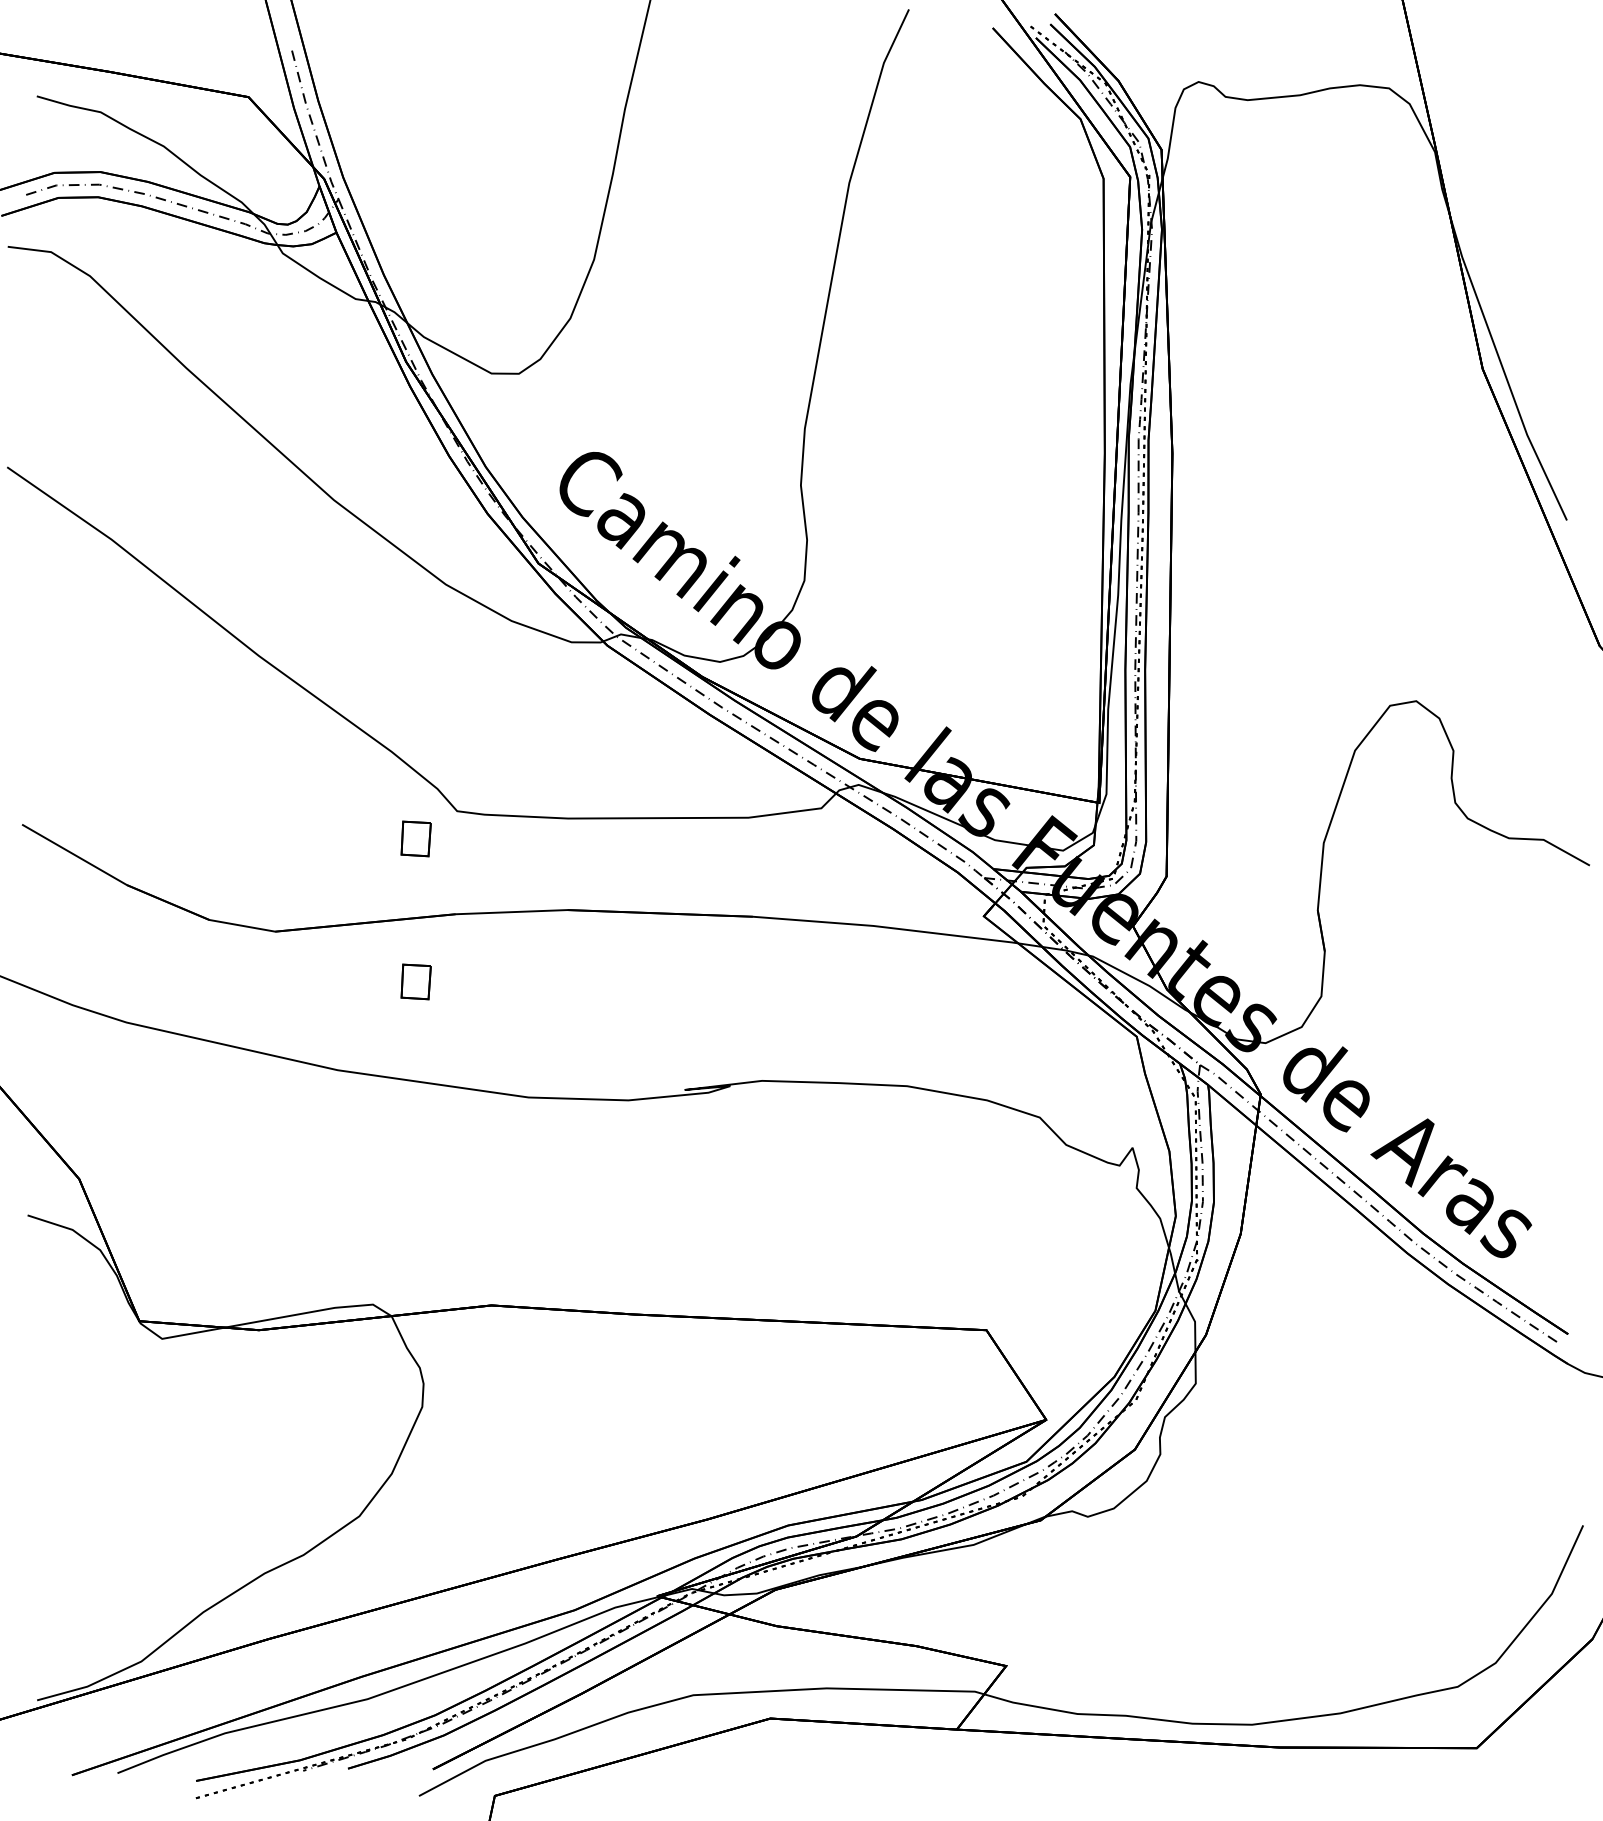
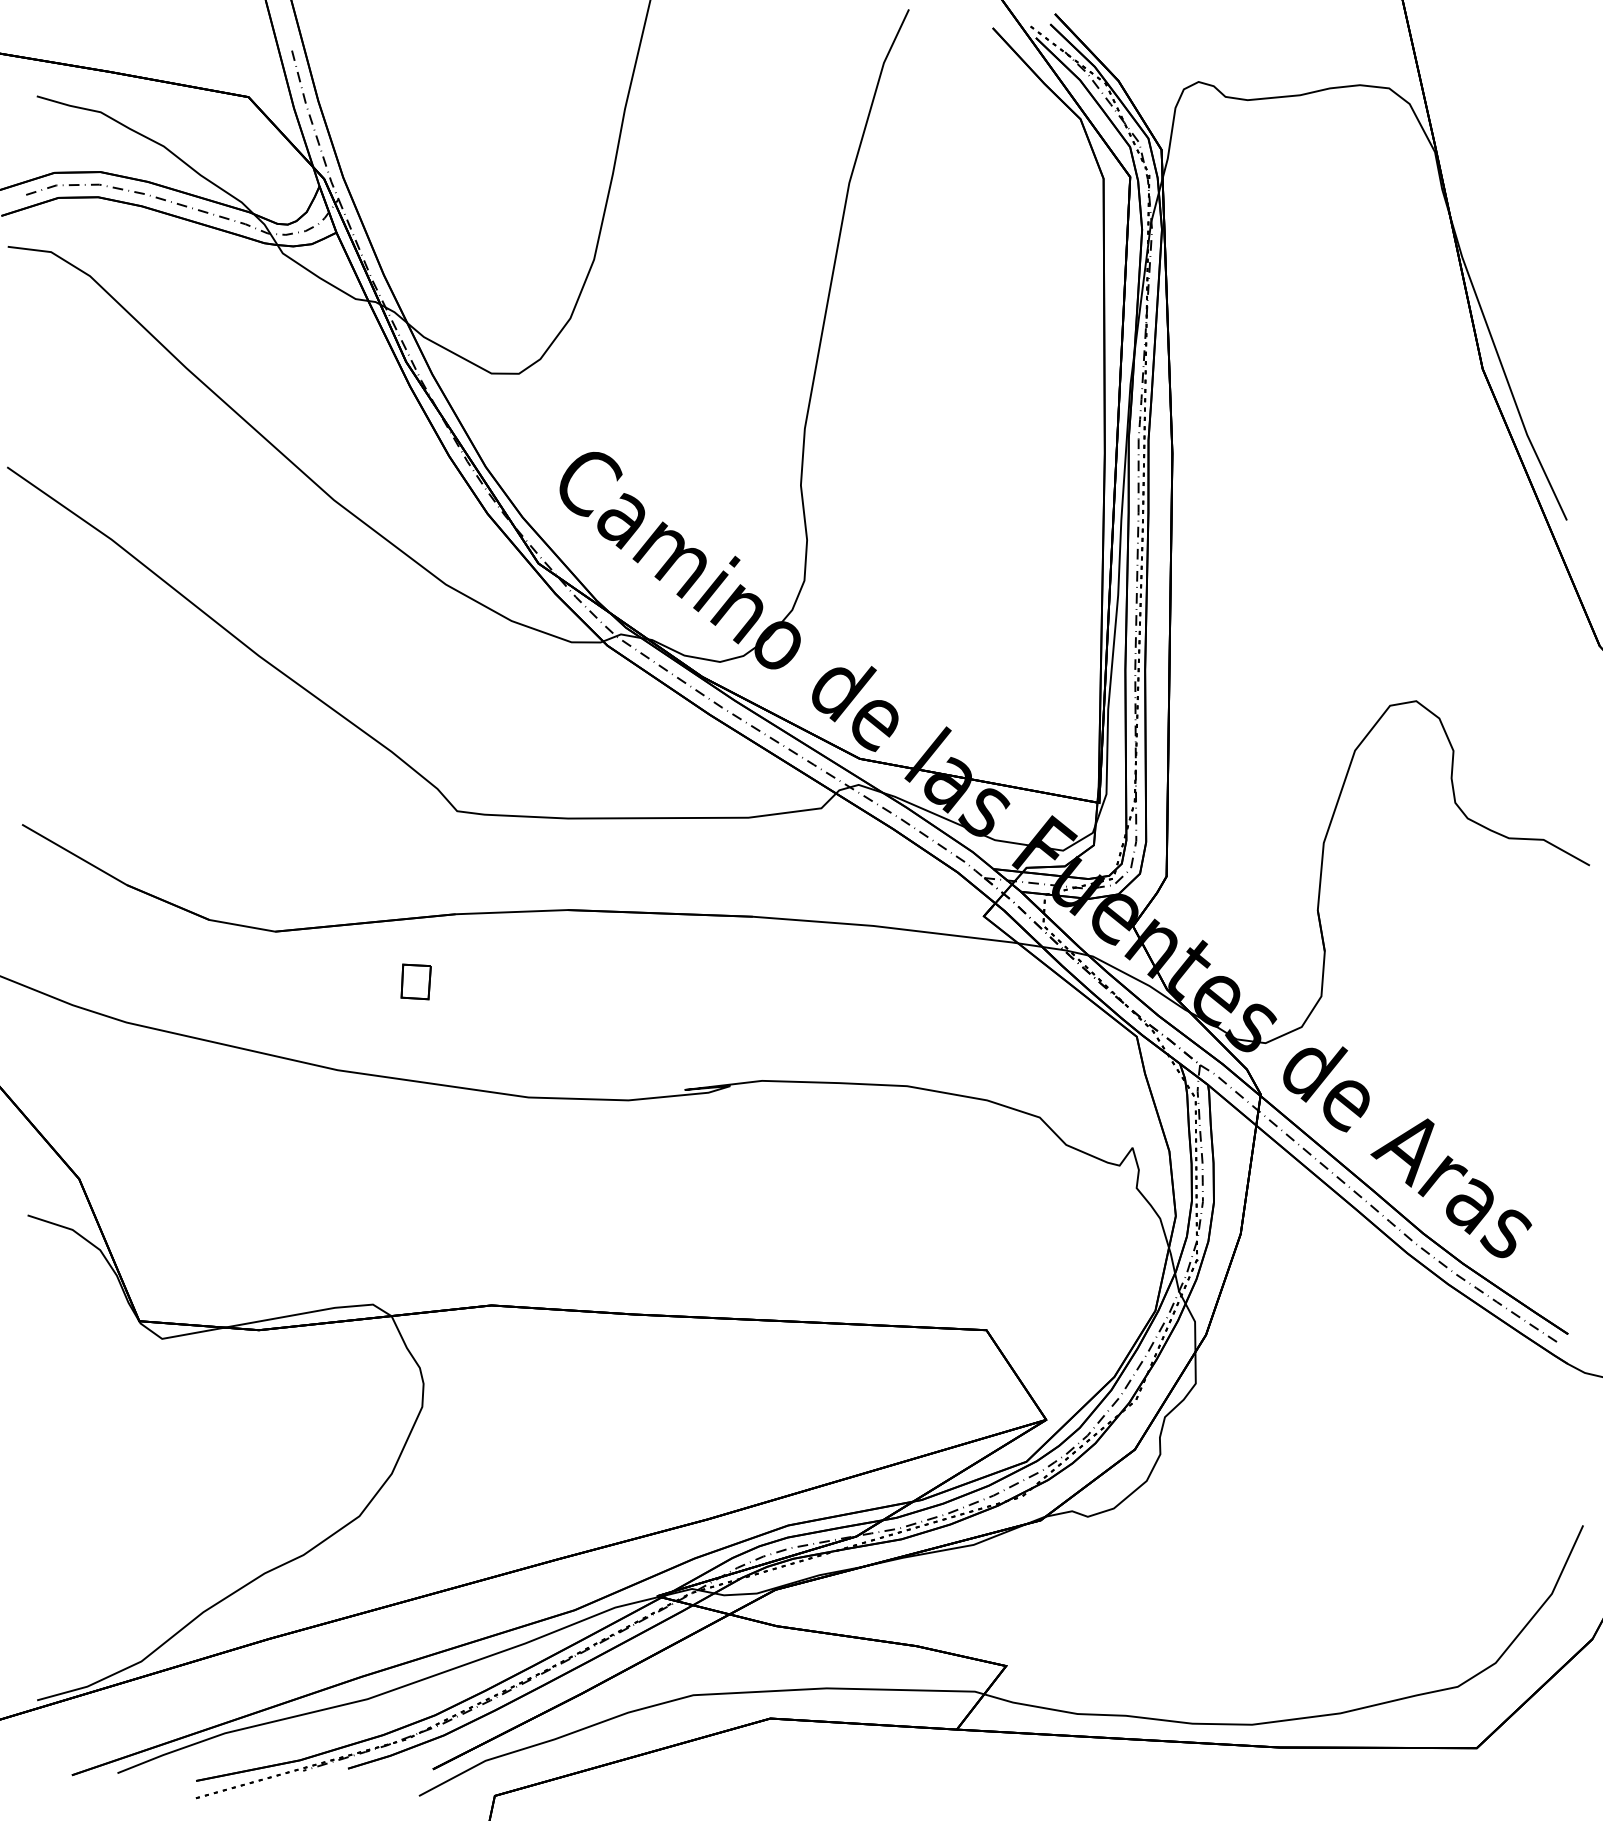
part: present -> none (415, 838)
